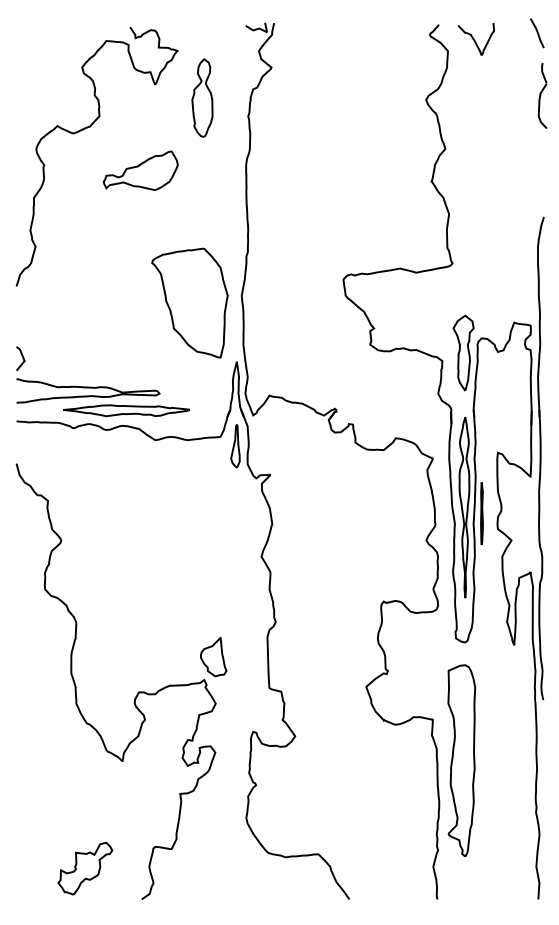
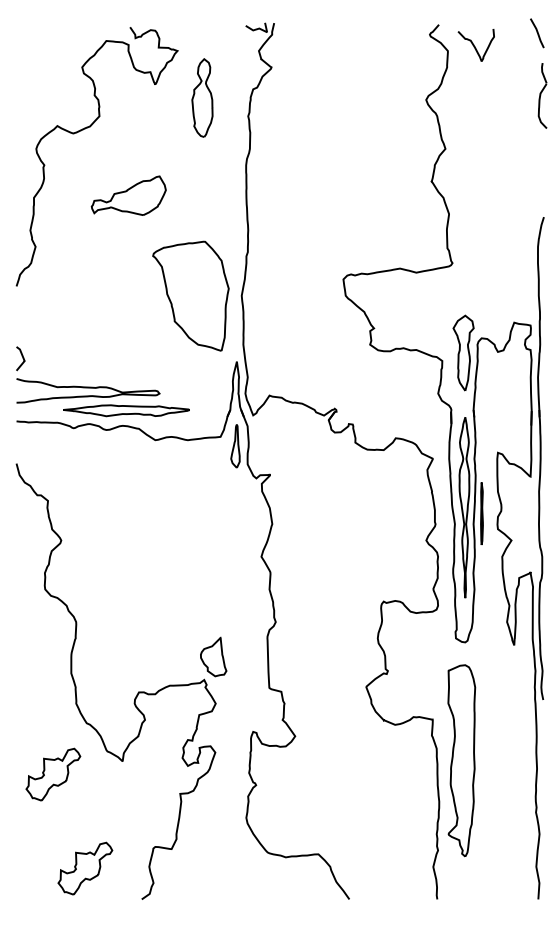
curve position: (474, 39) -> (474, 45) (474, 45)
part position: (140, 170) -> (128, 195) (128, 195)
part position: (189, 302) -> (190, 295) (190, 295)
part: none -> present (53, 774)
